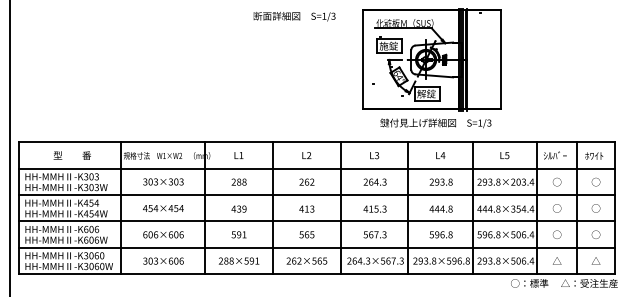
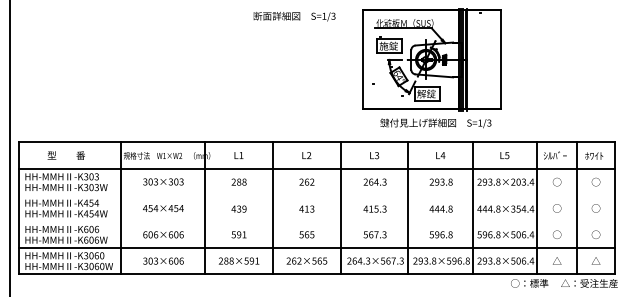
text position: (71, 155) -> (65, 155) (65, 155)
line: present -> none (317, 195)
line: present -> none (317, 221)
